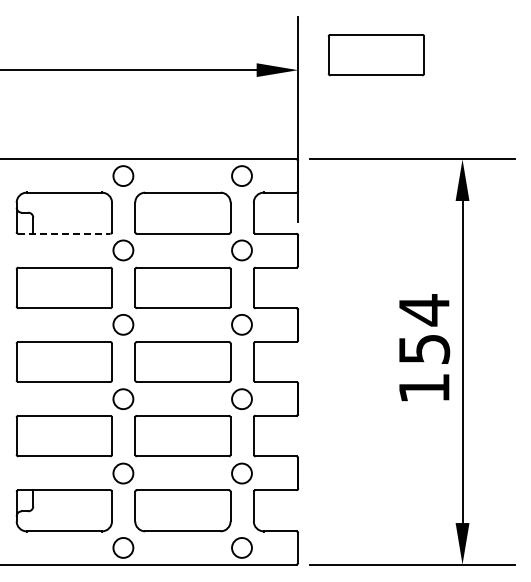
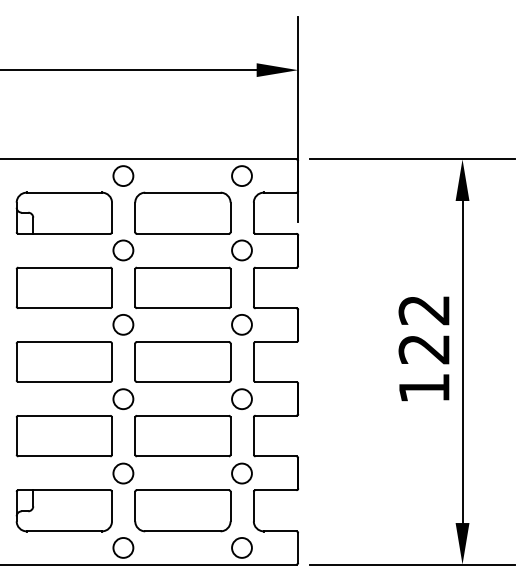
part: present -> none (375, 55)
line: dashed -> solid (64, 233)
text: 154 -> 122 (424, 329)
